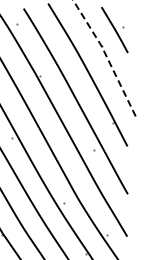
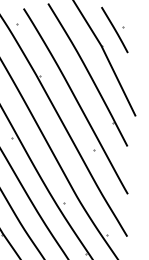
line: dashed -> solid (106, 55)
